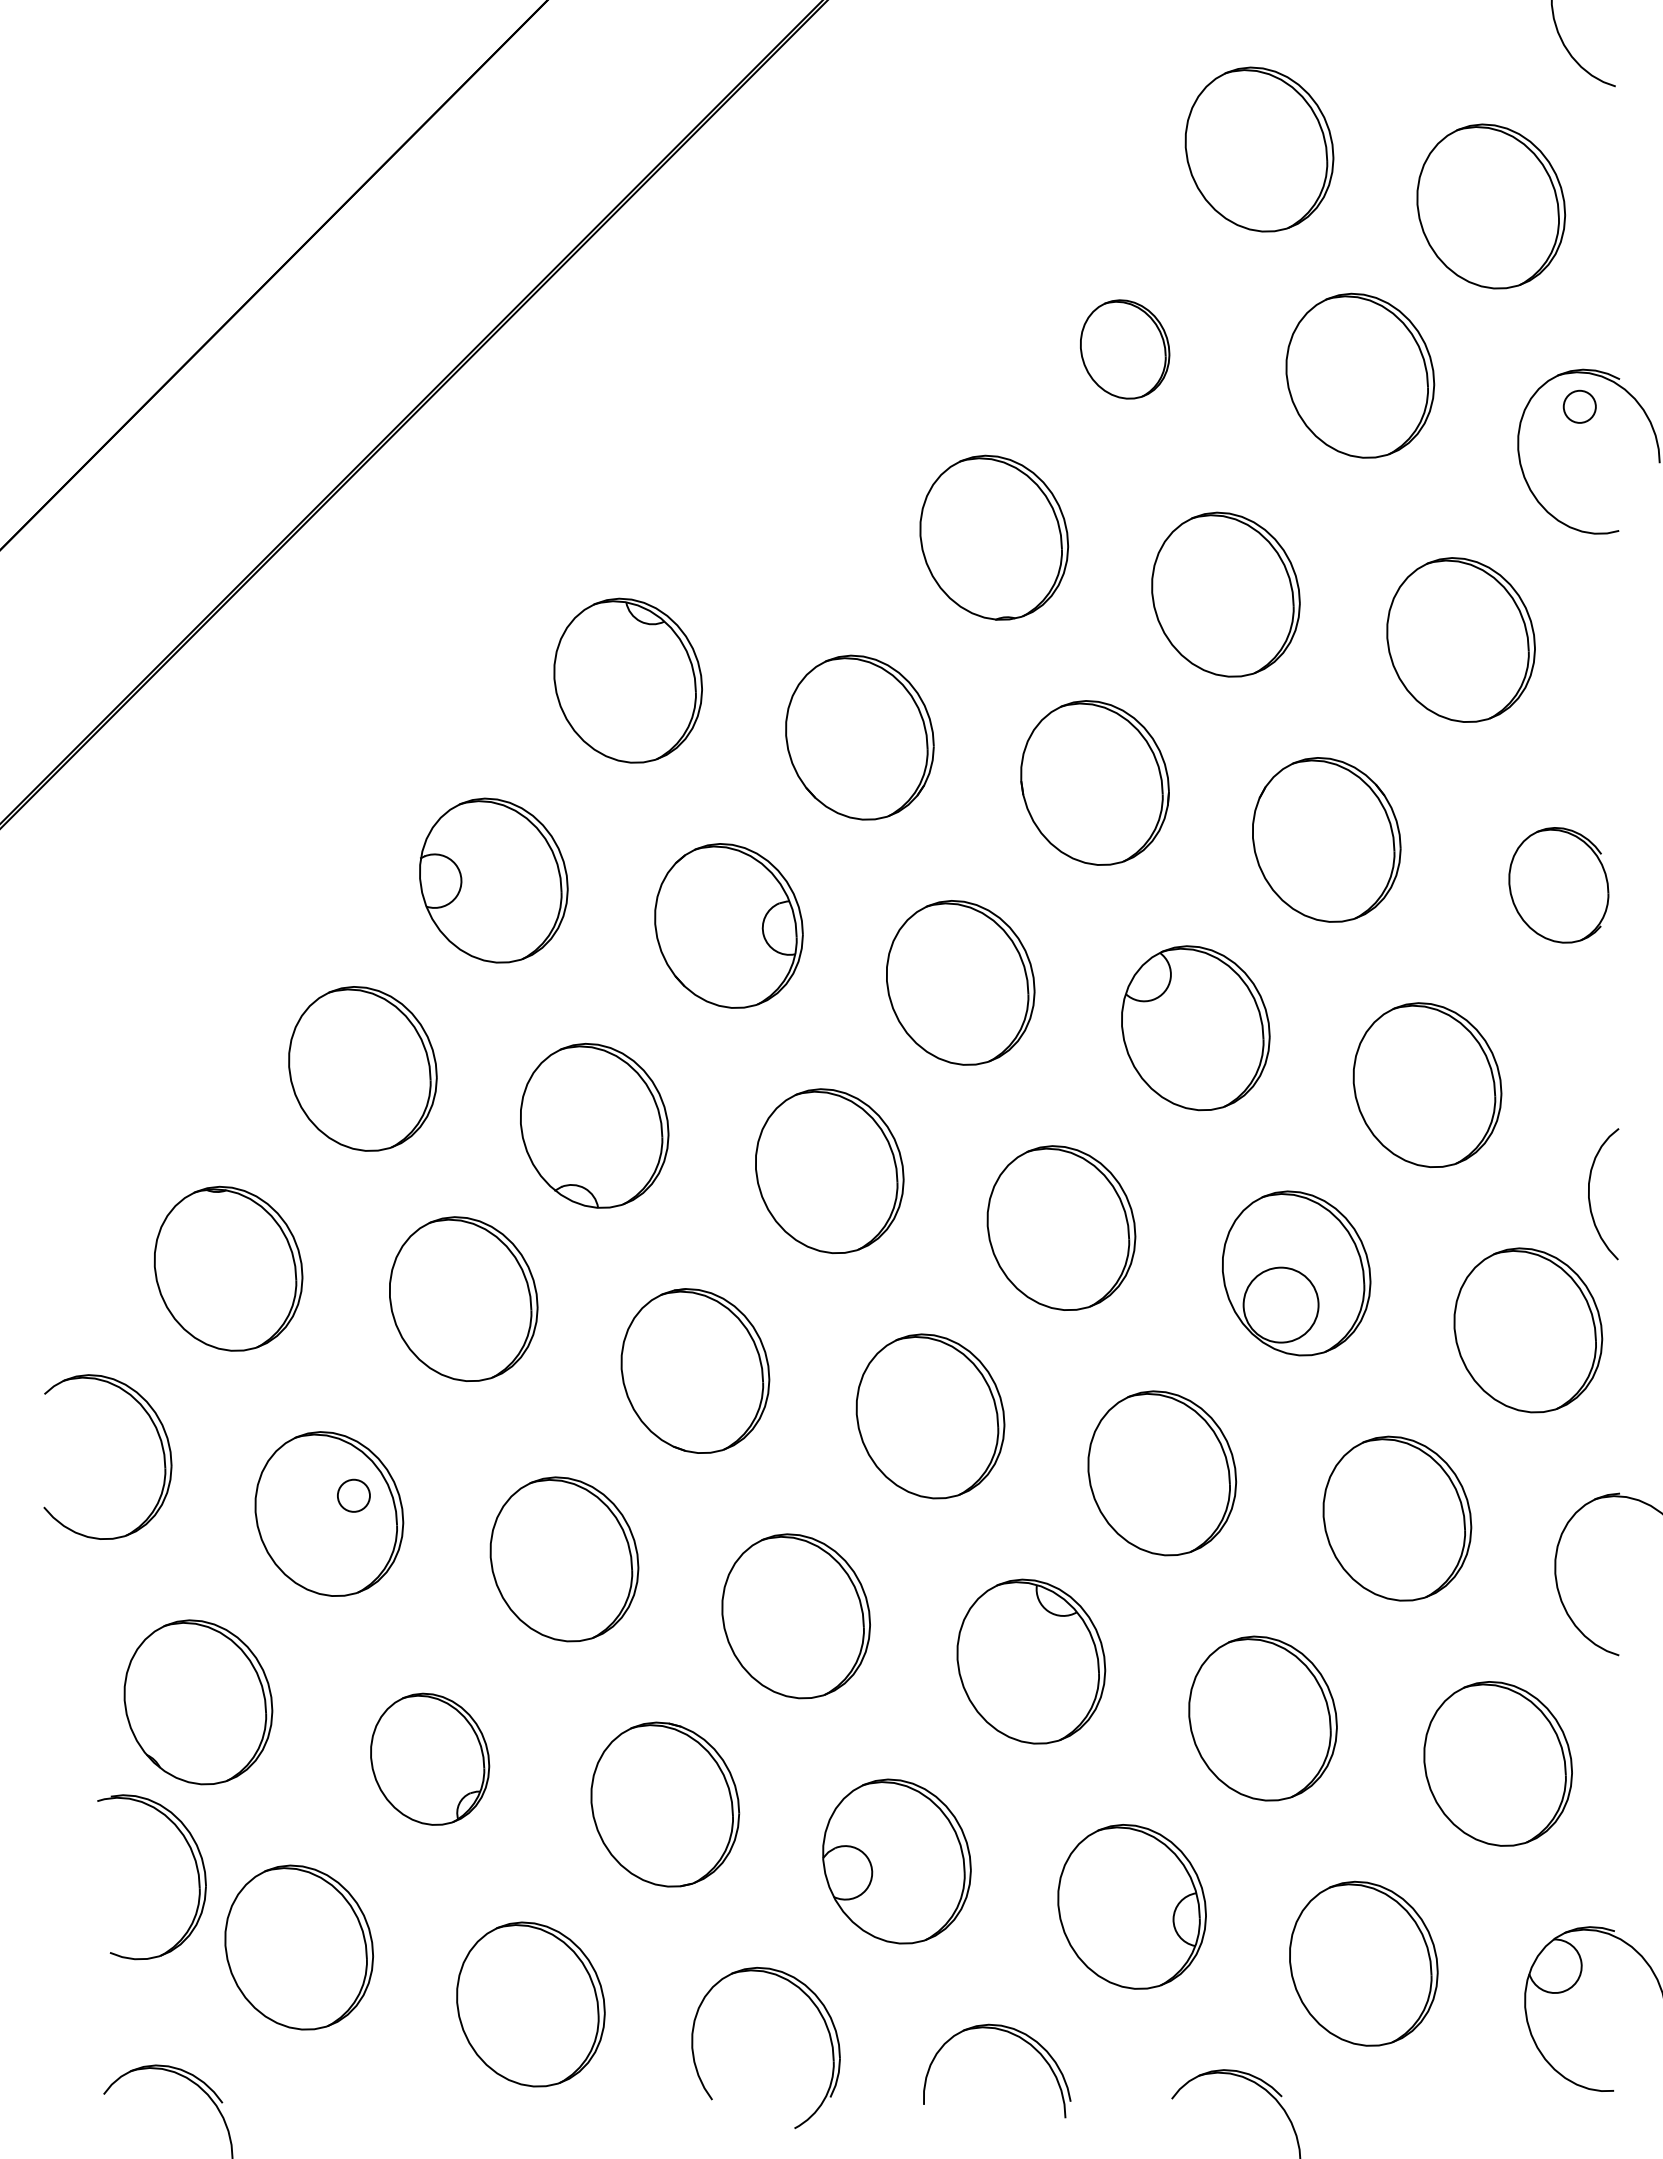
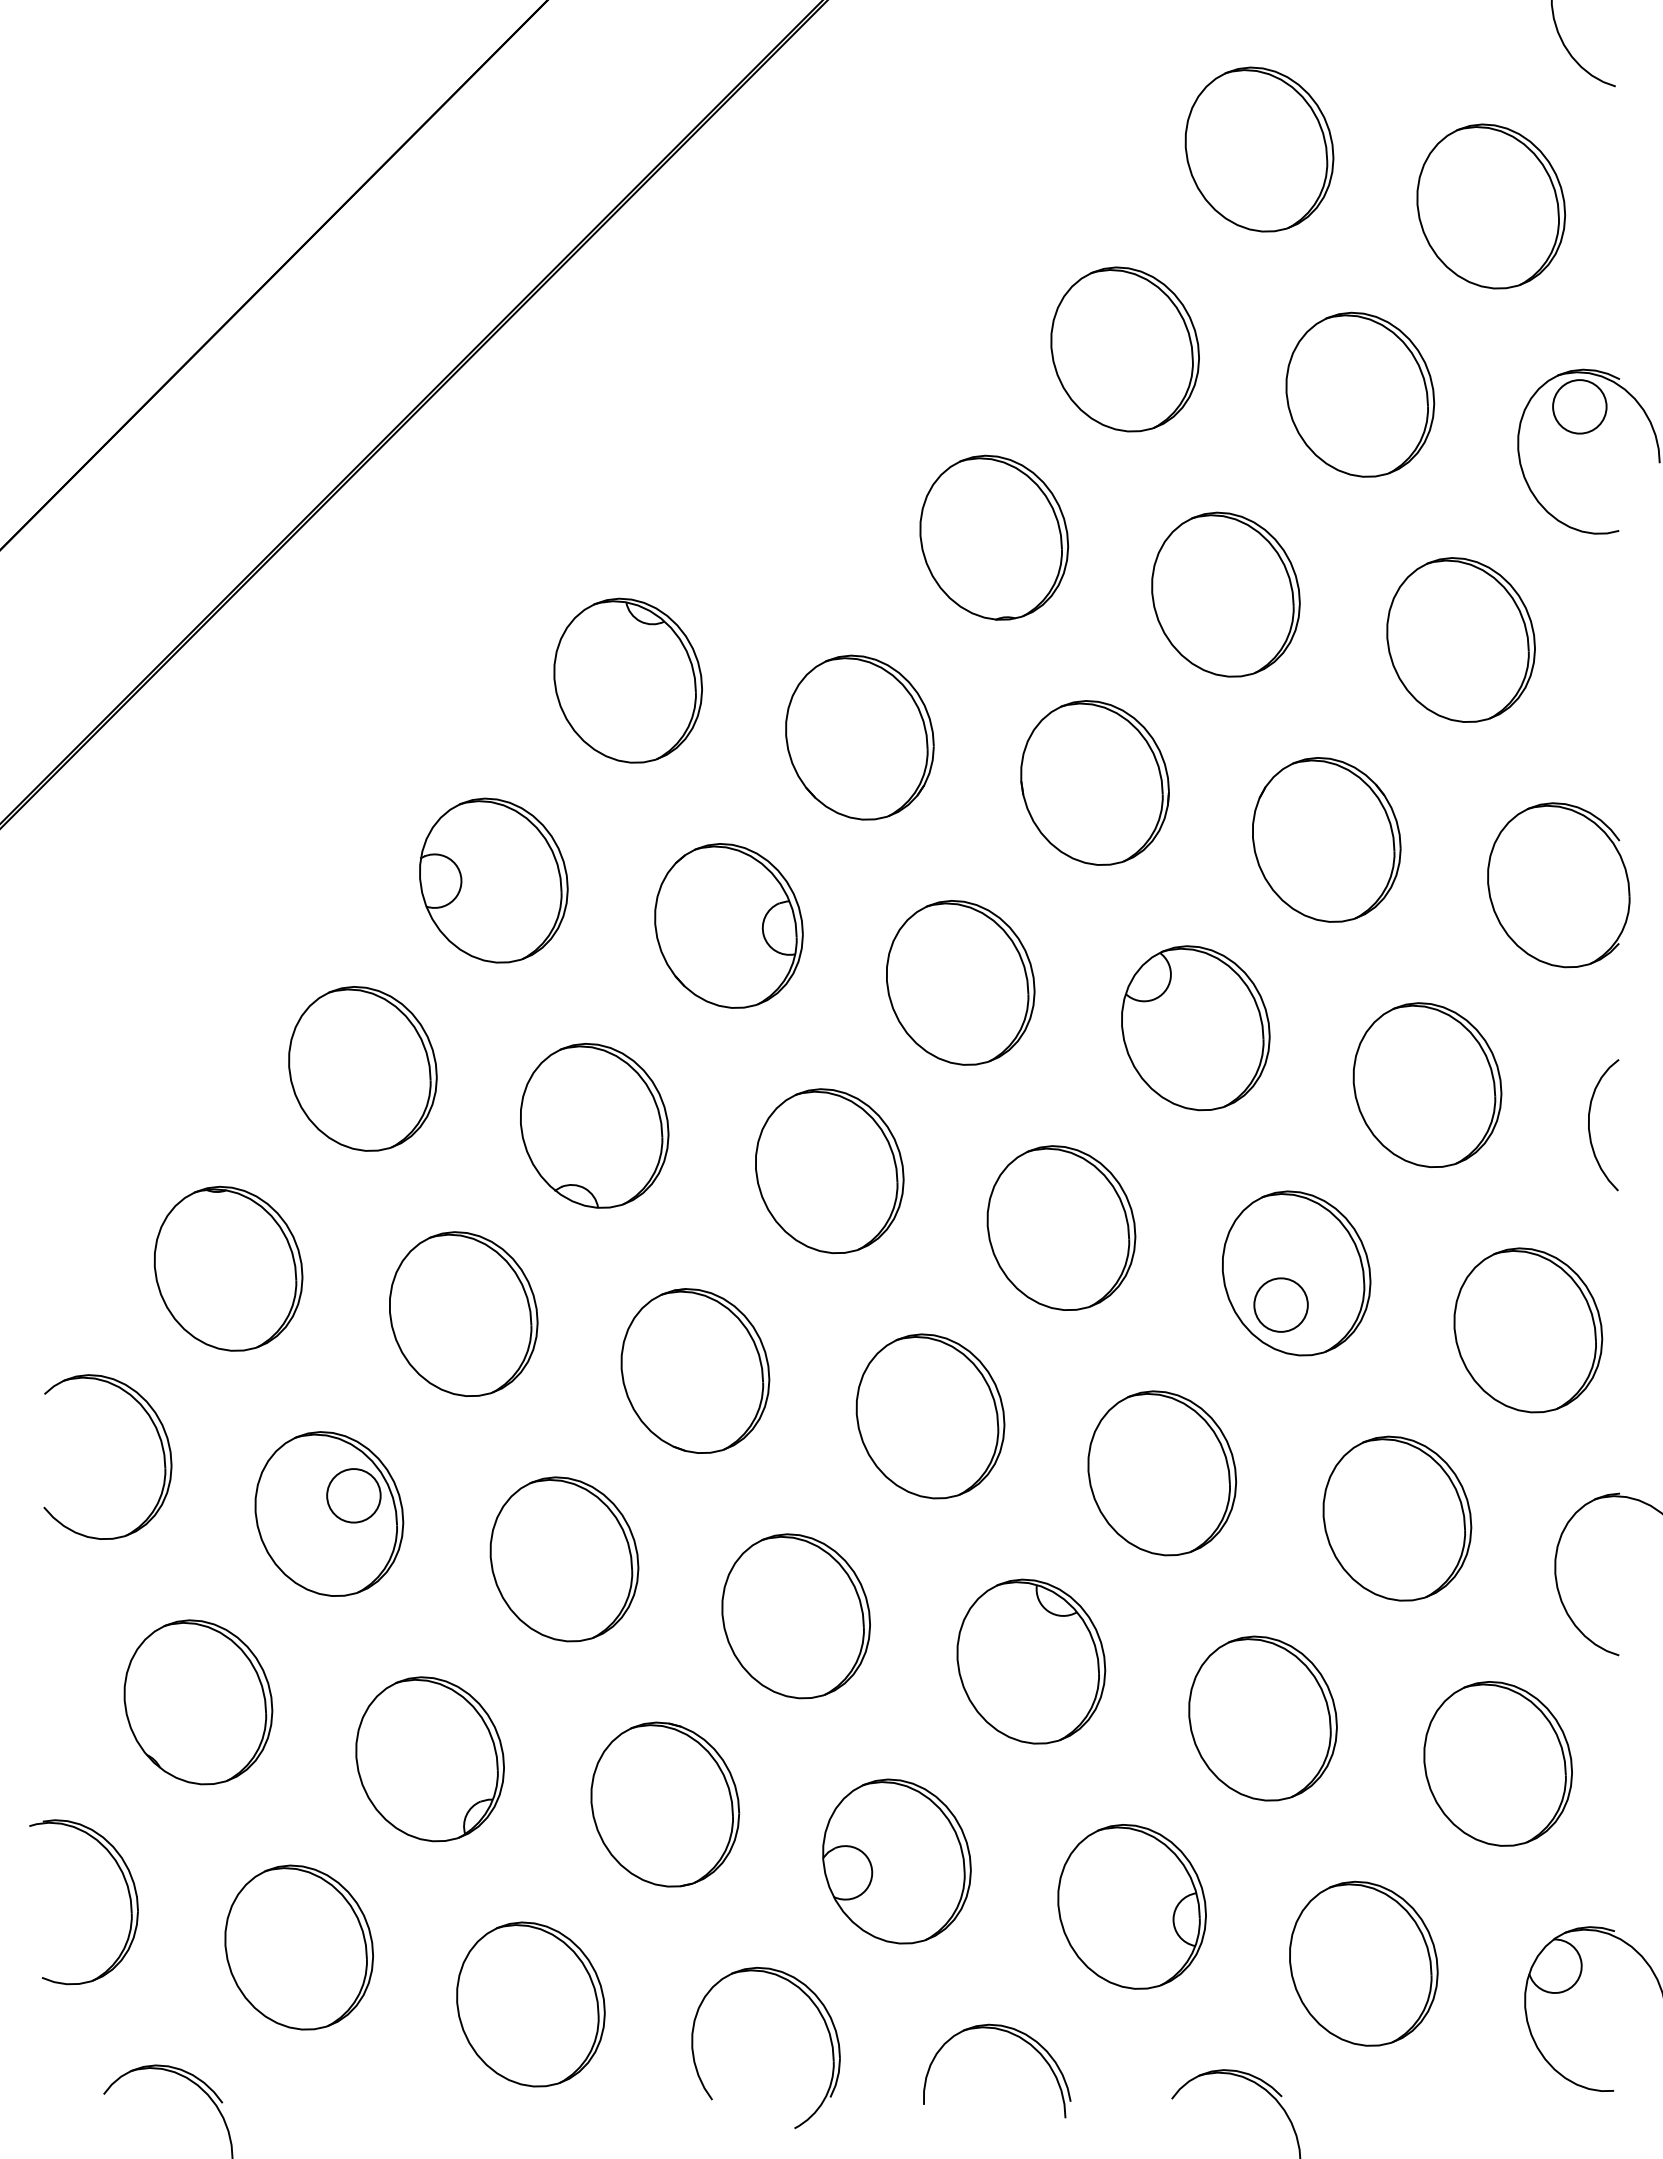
part size: 91x101 px -> 150x167 px (1124, 349)
part position: (1360, 375) -> (1360, 394) (1360, 394)
circle diameter: 32 px -> 54 px (1579, 406)
part size: 102x117 px -> 144x167 px (1558, 885)
curve position: (1590, 1199) -> (1590, 1130) (1590, 1130)
part position: (463, 1298) -> (463, 1313) (463, 1313)
circle diameter: 75 px -> 54 px (1280, 1304)
circle diameter: 32 px -> 54 px (353, 1495)
part size: 121x134 px -> 150x167 px (429, 1759)
part position: (196, 1870) -> (128, 1895) (128, 1895)
